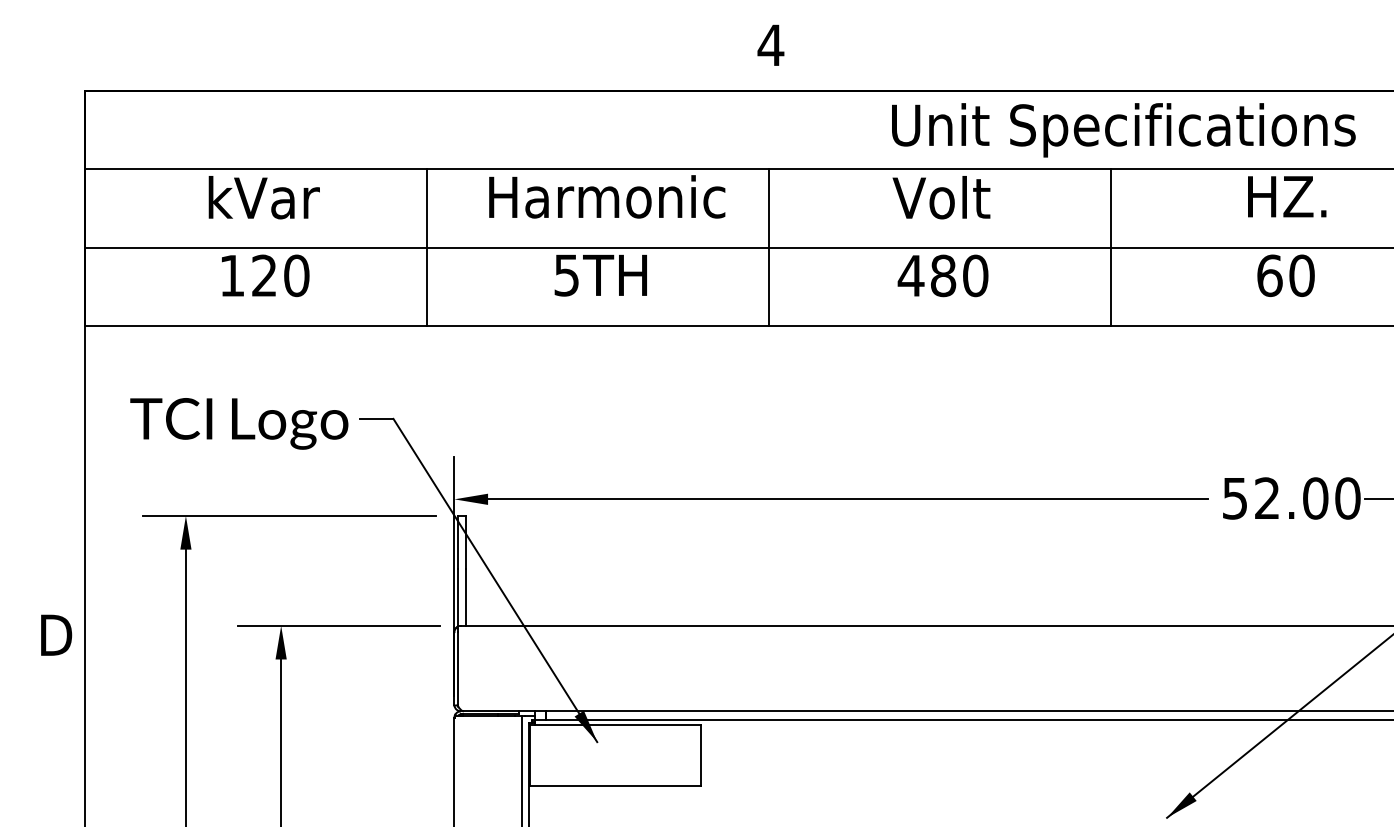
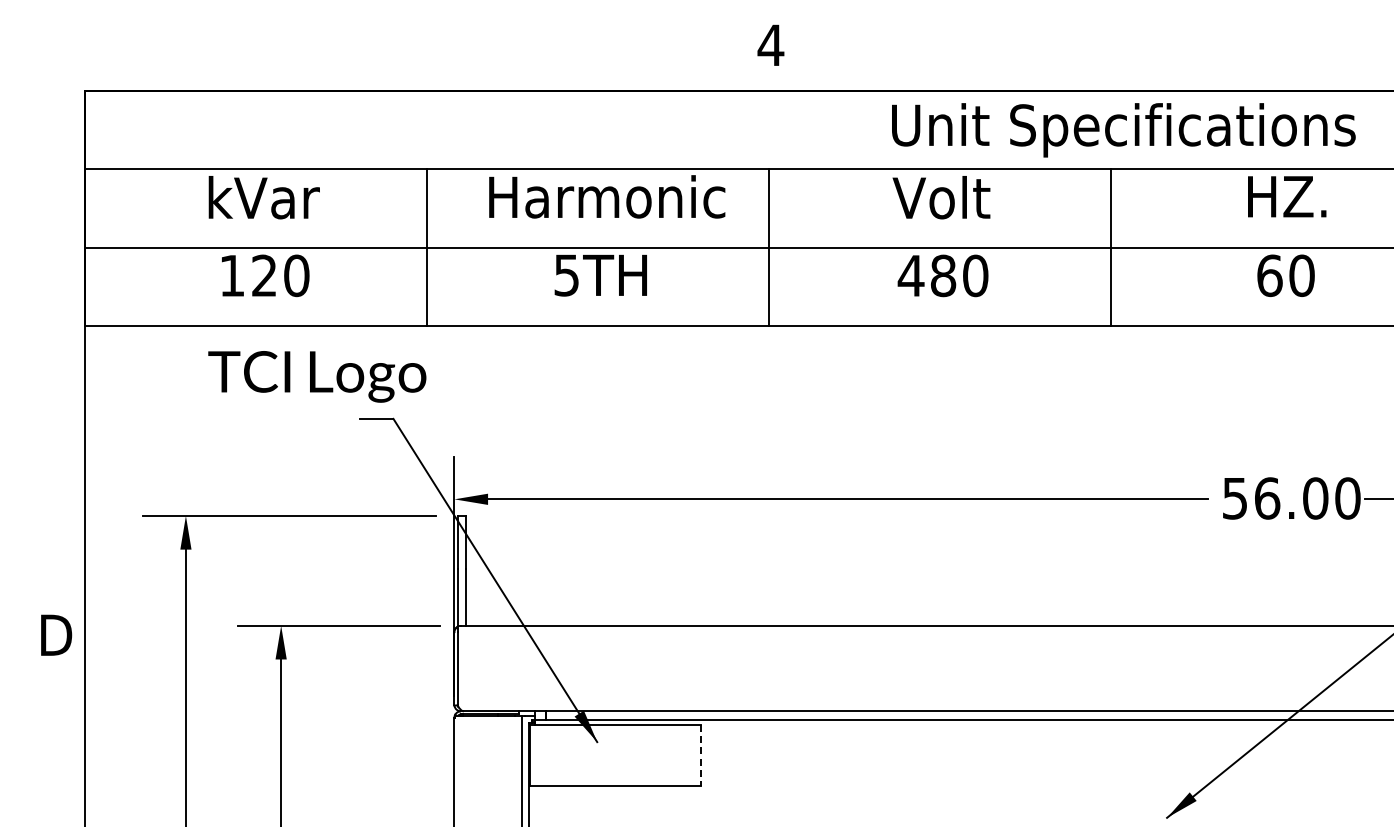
text position: (239, 423) -> (317, 376) (317, 376)
text: 52.00 -> 56.00 (1267, 498)
line: solid -> dashed (701, 755)
